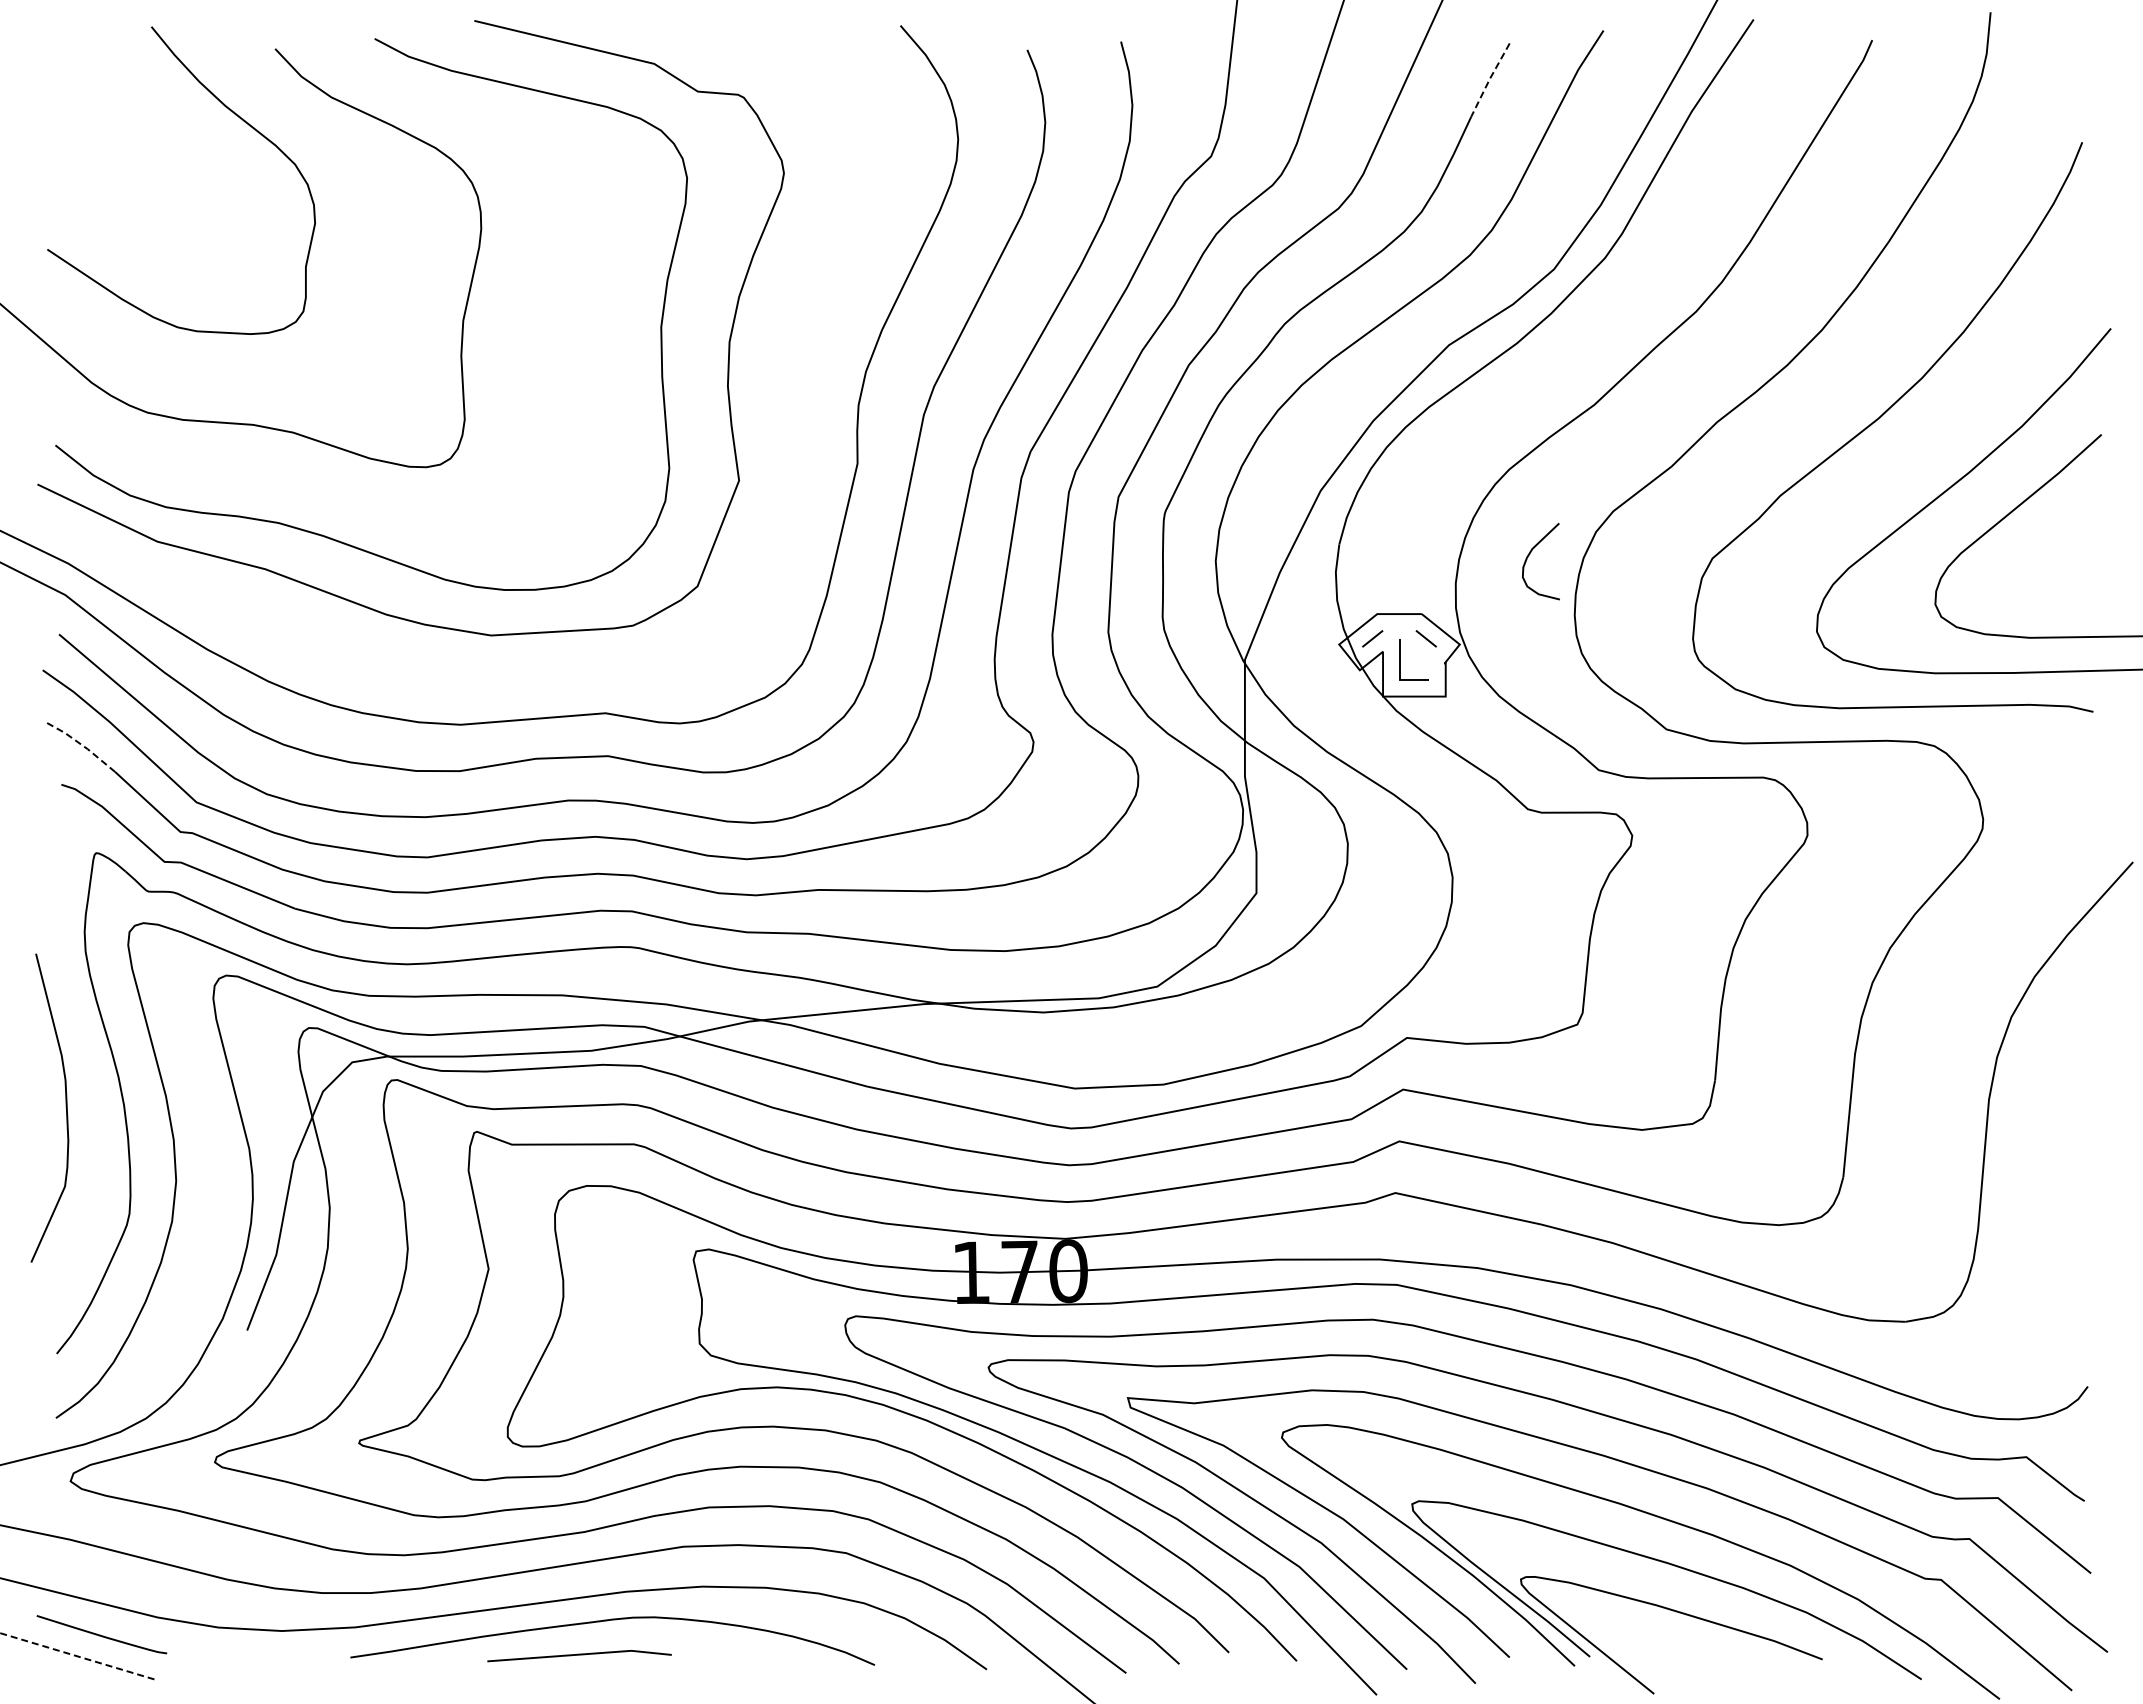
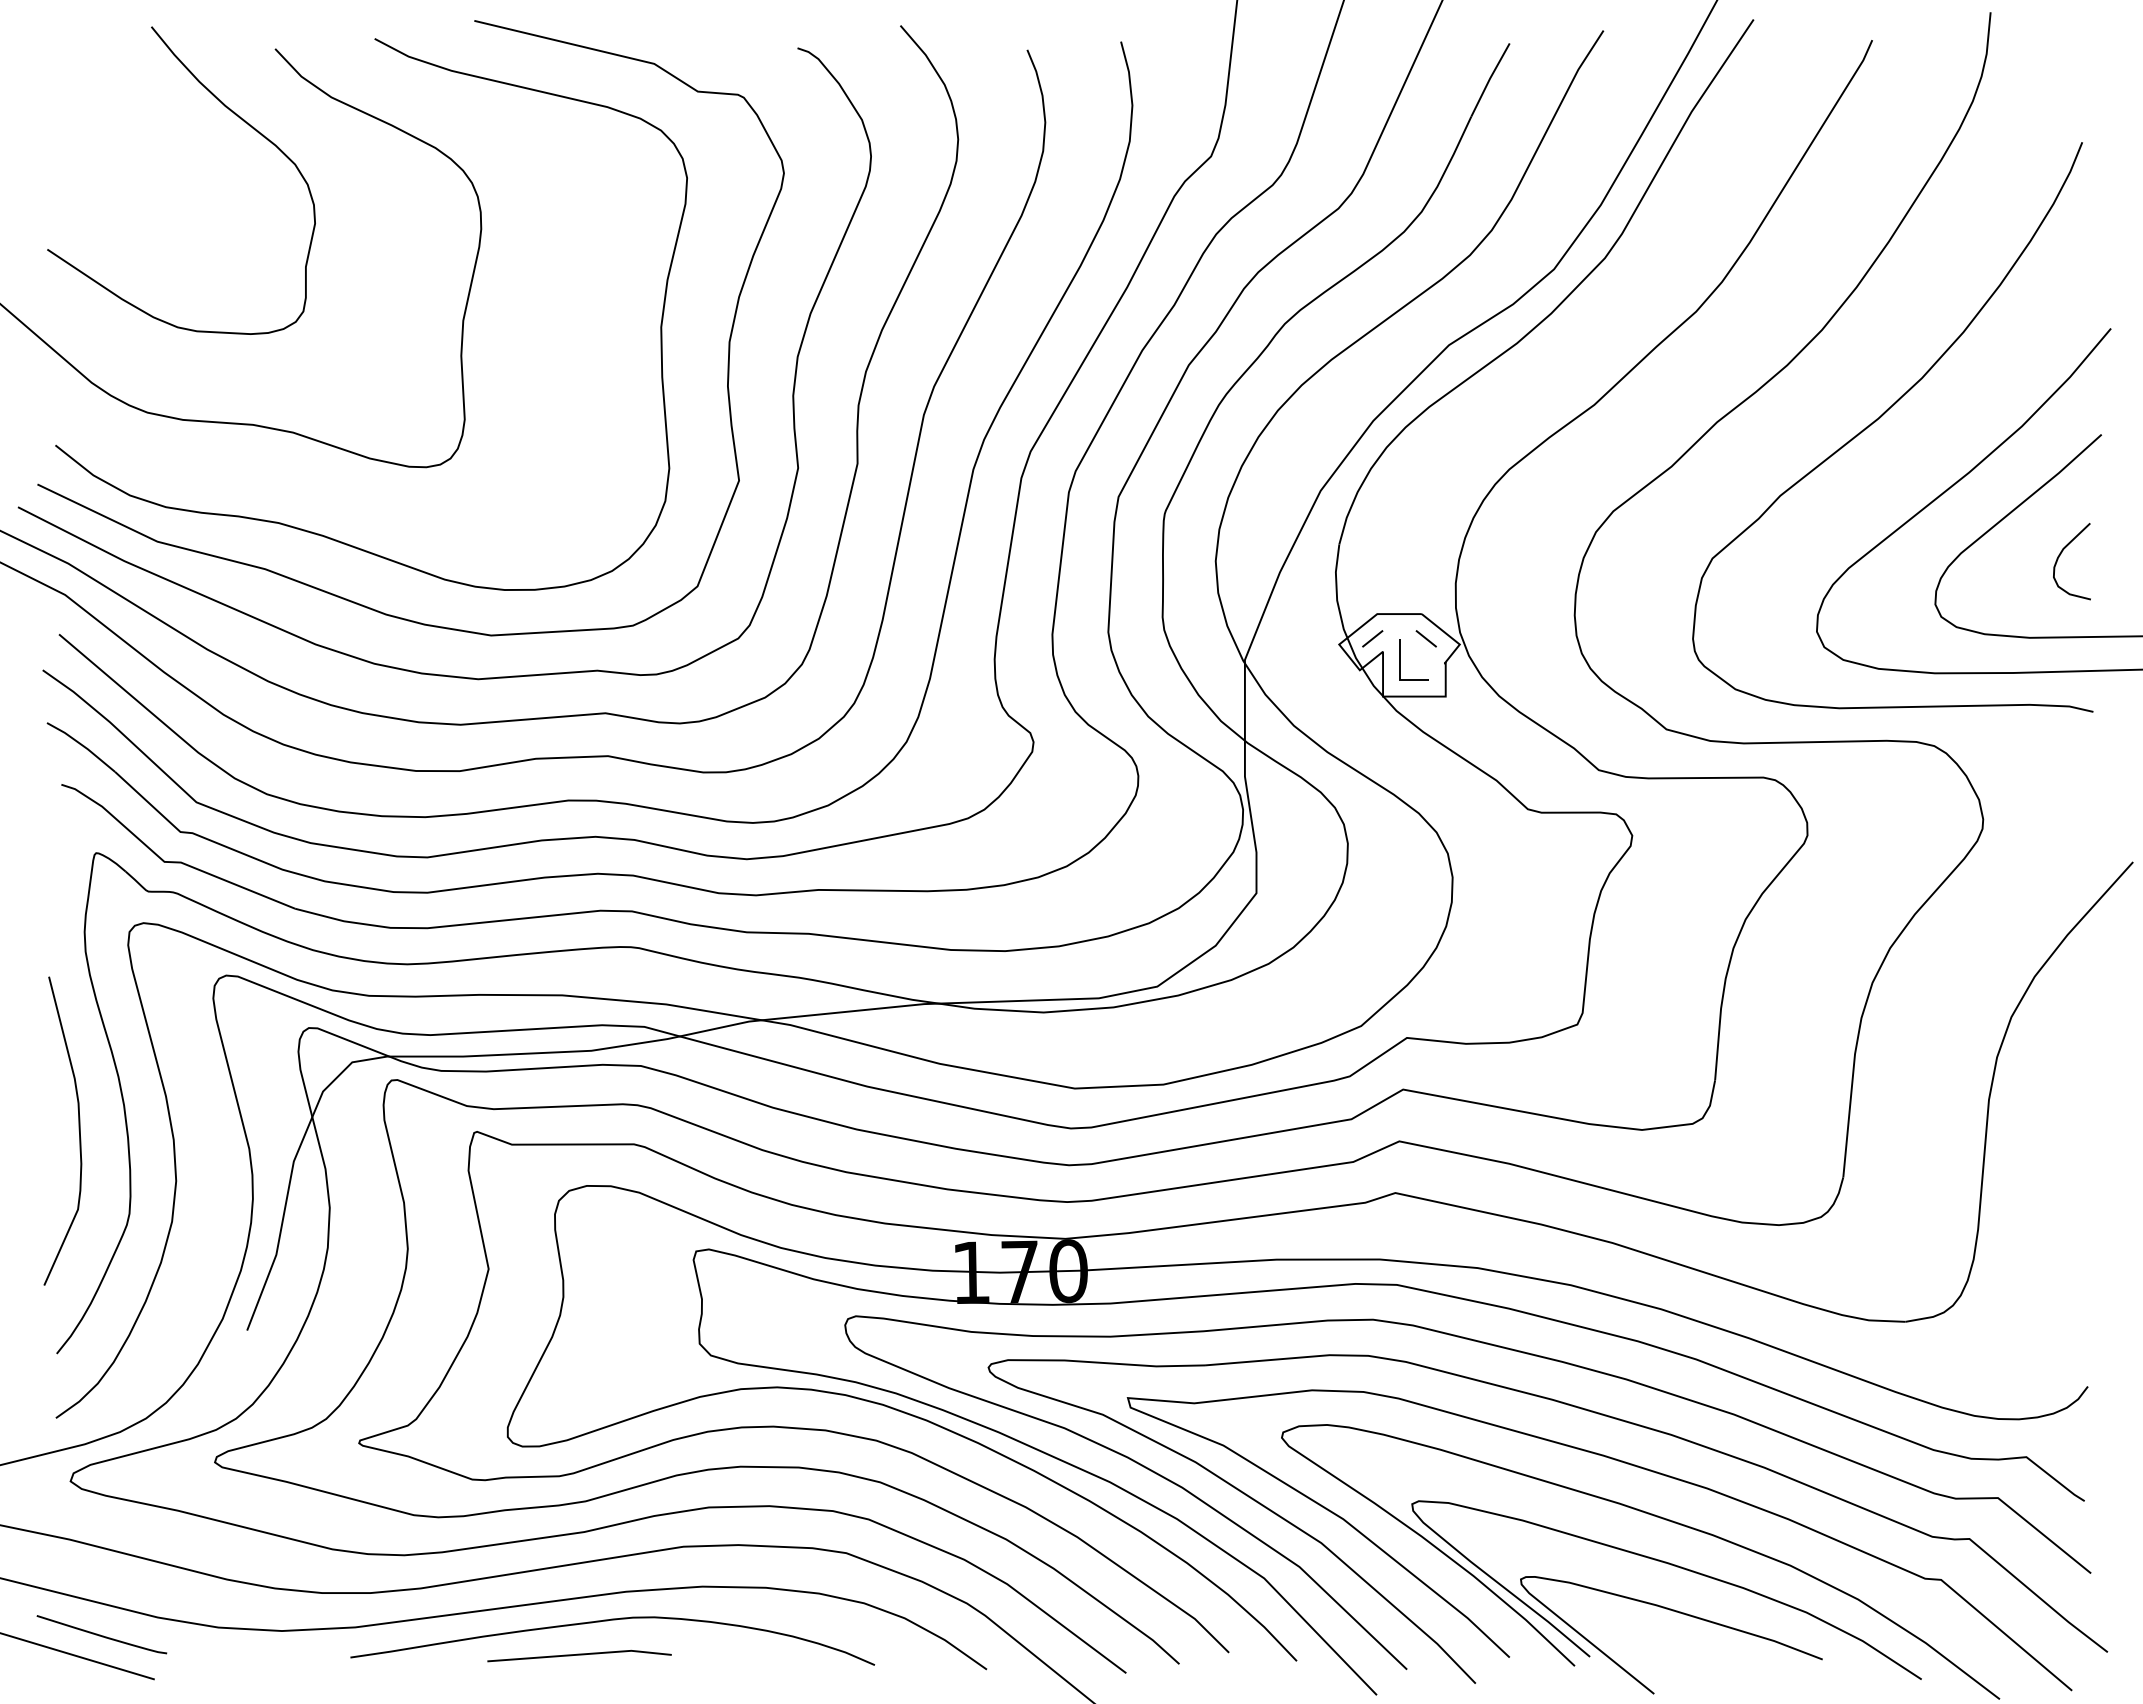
line: dashed -> solid (1489, 79)
curve position: (1530, 554) -> (2061, 554) (2061, 554)
curve: none -> present (356, 656)
line: dashed -> solid (82, 745)
curve position: (65, 1107) -> (78, 1130) (78, 1130)
line: dashed -> solid (77, 1656)
